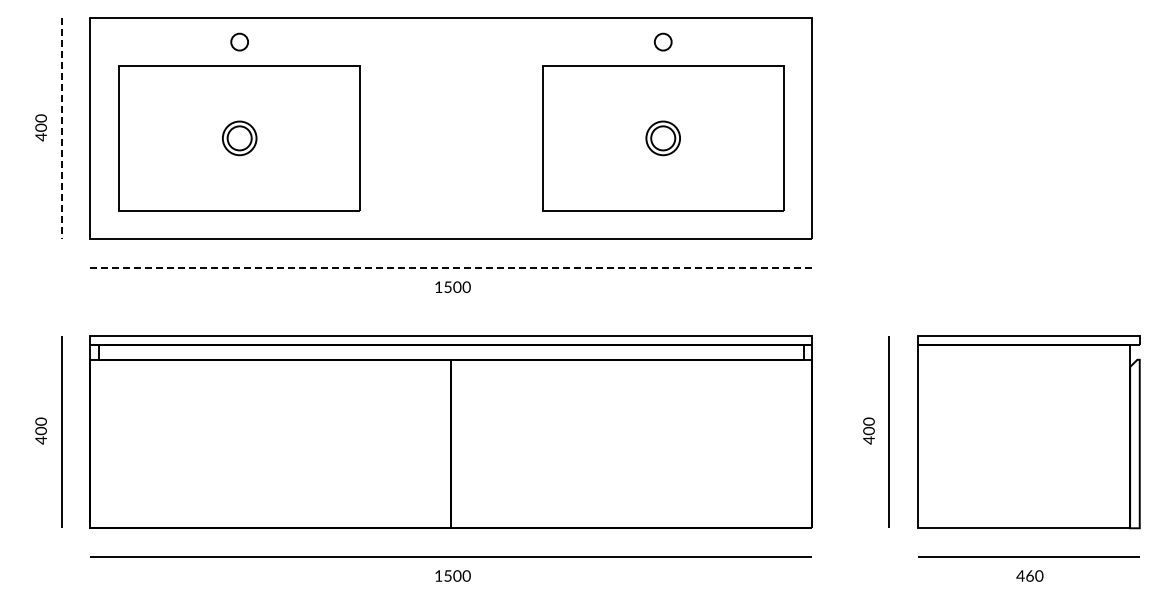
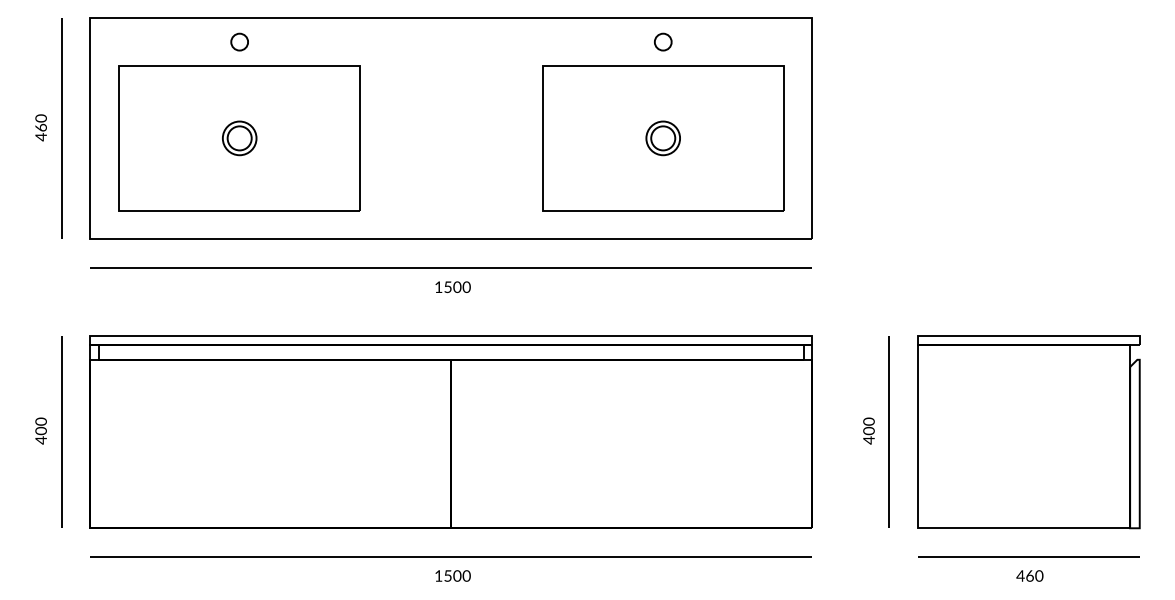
text: 400 -> 460 (40, 127)
line: dashed -> solid (61, 128)
line: dashed -> solid (451, 268)
